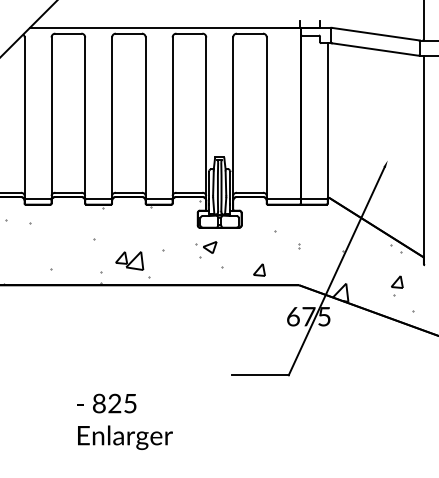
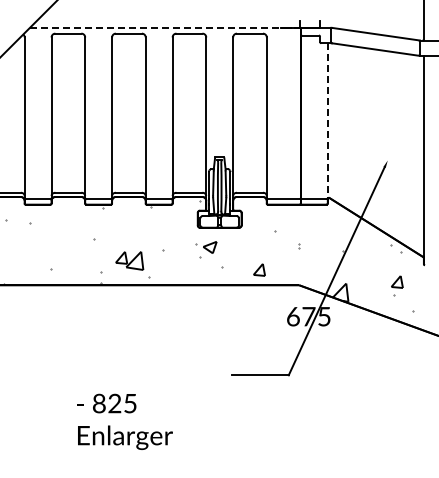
line: solid -> dashed (164, 27)
line: solid -> dashed (327, 121)
